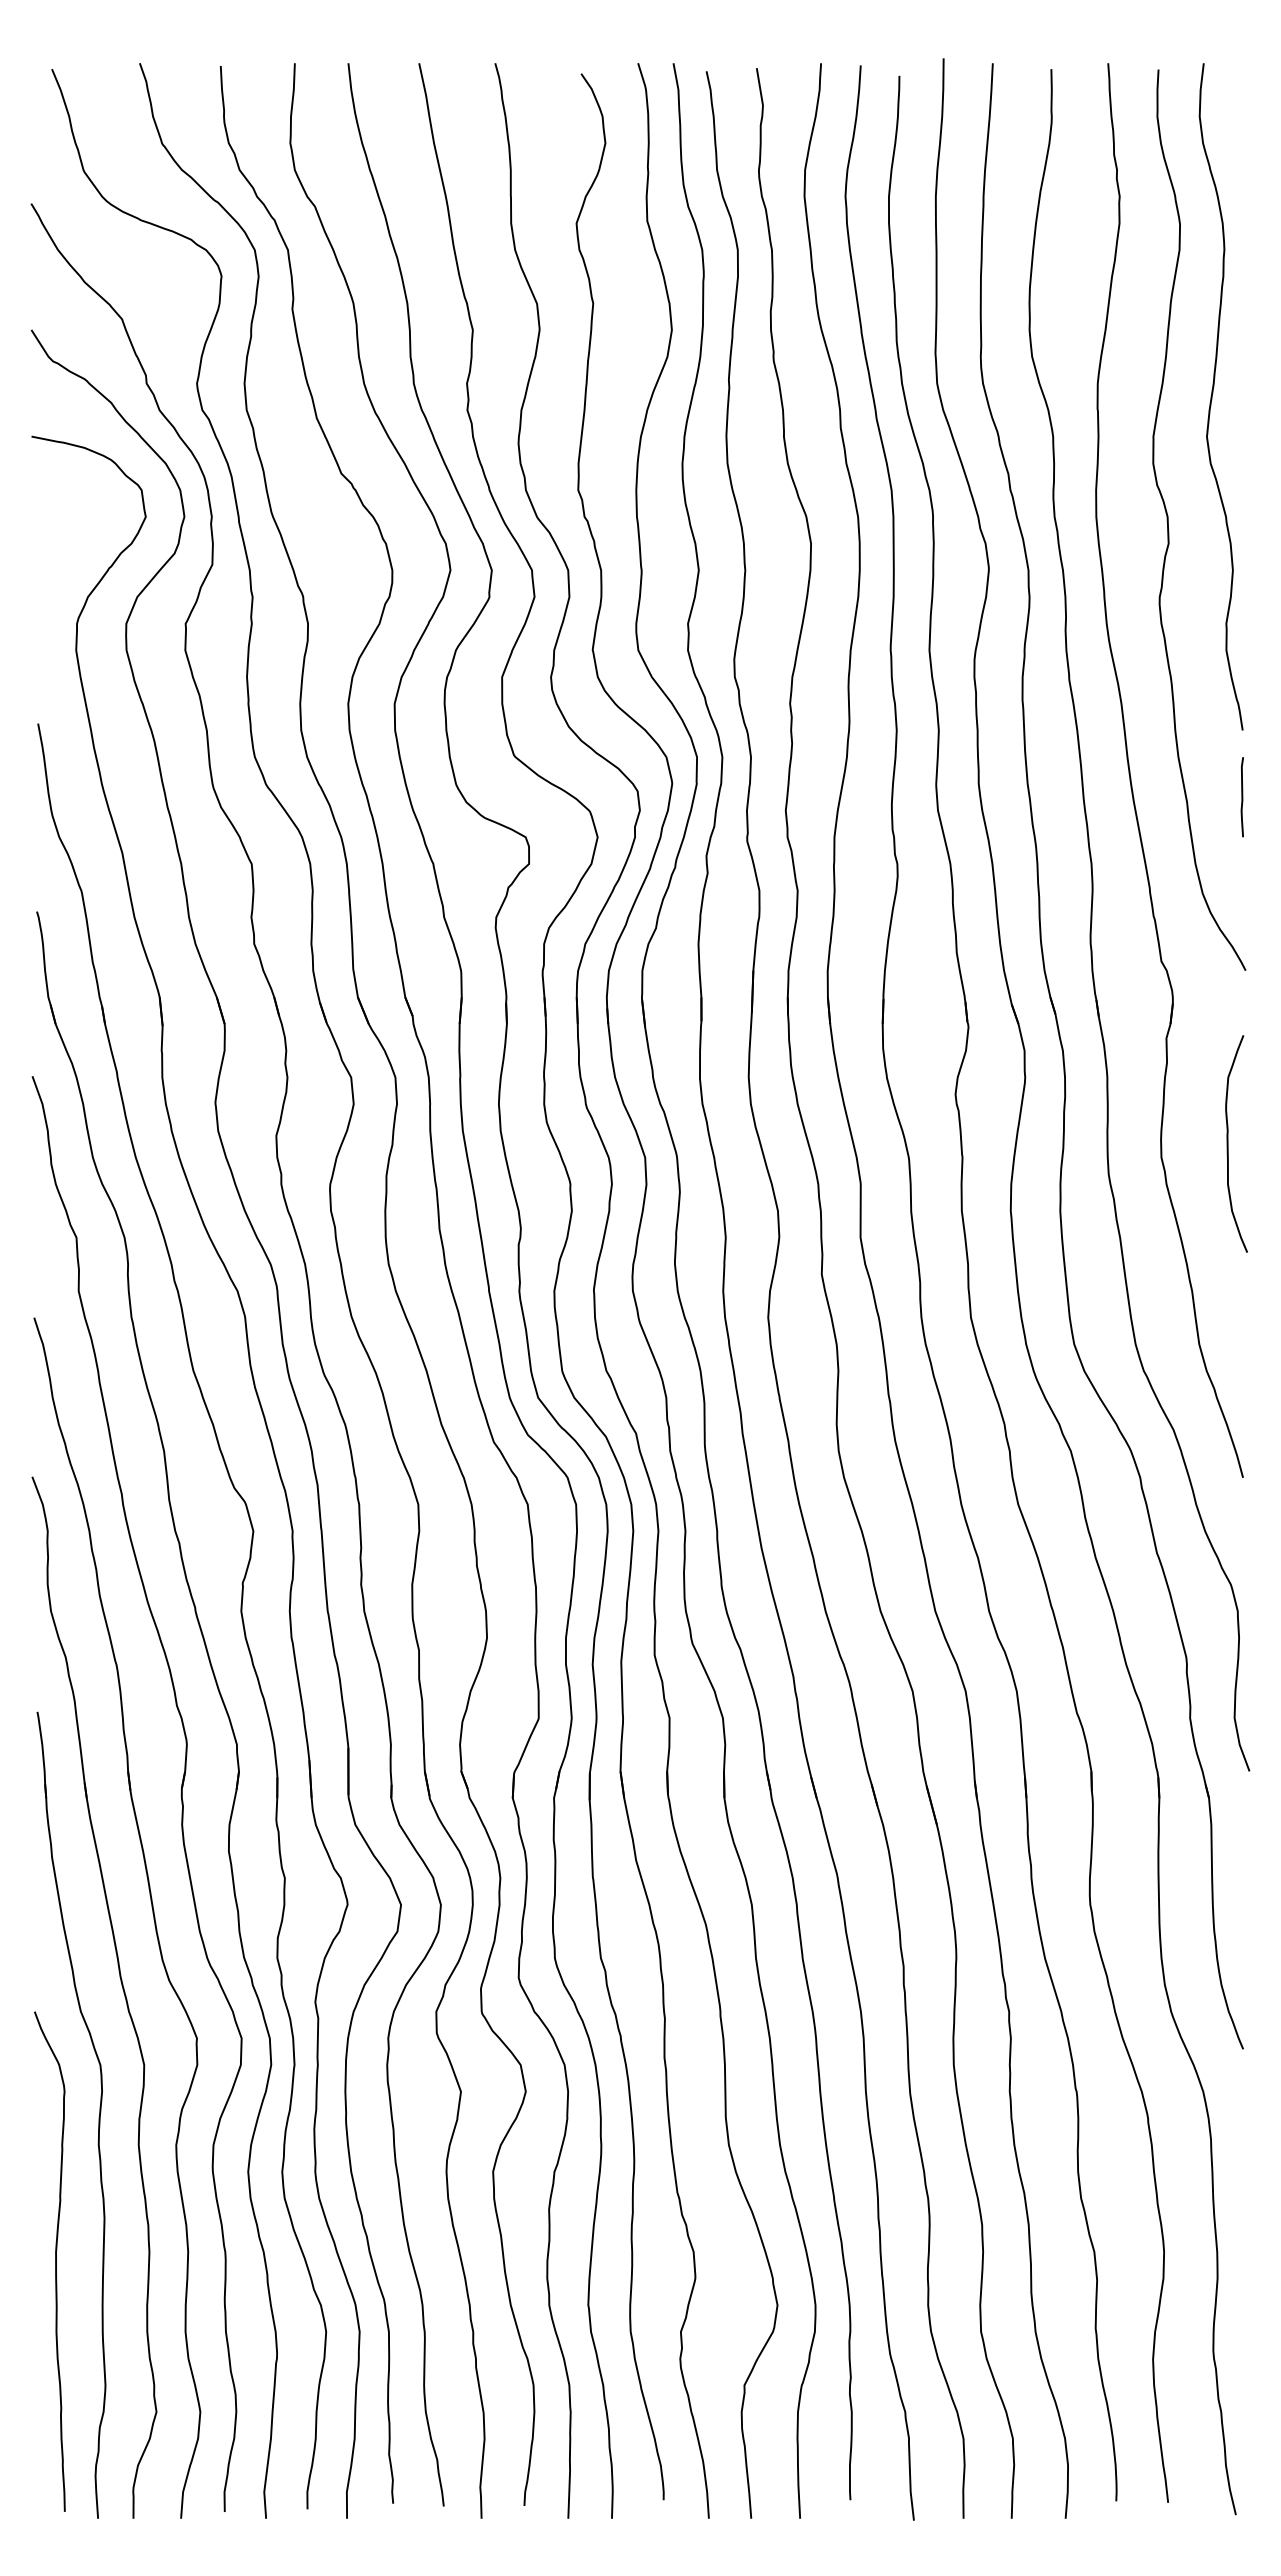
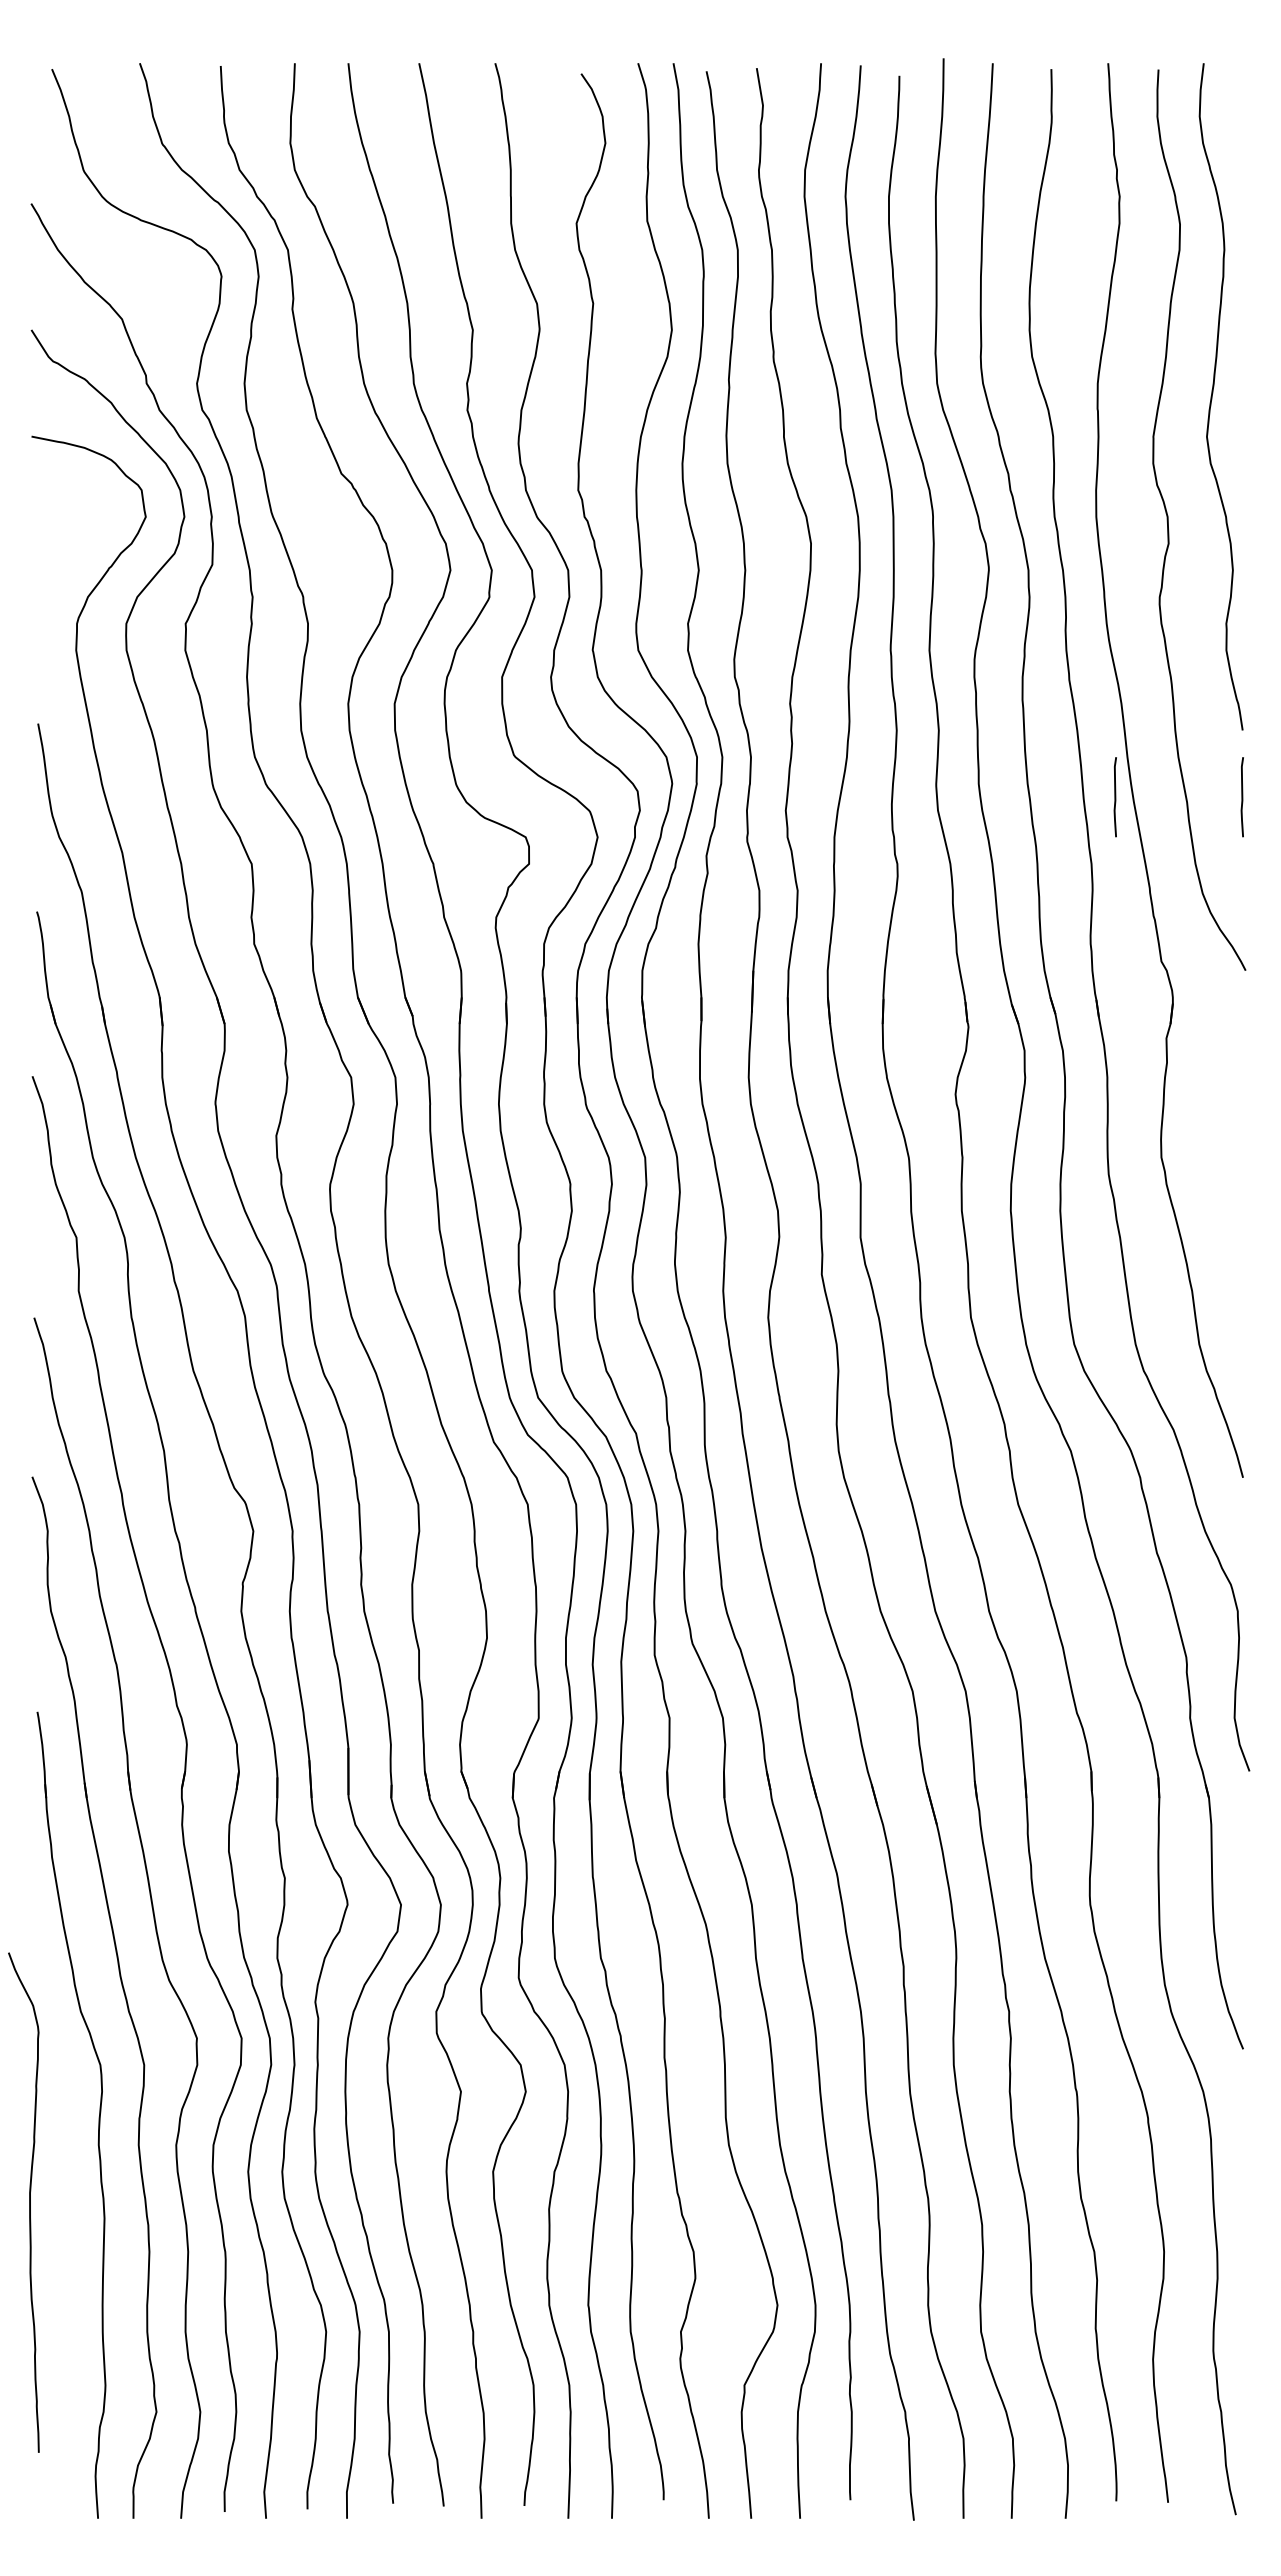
line: none -> present (1114, 797)
curve: present -> none (1228, 1143)
curve position: (55, 2261) -> (29, 2202) (29, 2202)
